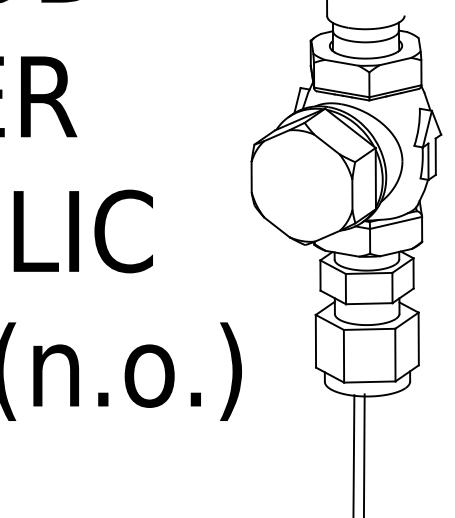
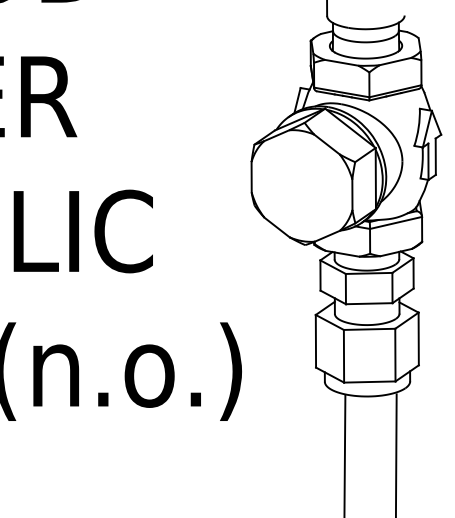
line position: (353, 454) -> (344, 454) (344, 454)
line position: (363, 454) -> (395, 454) (395, 454)
